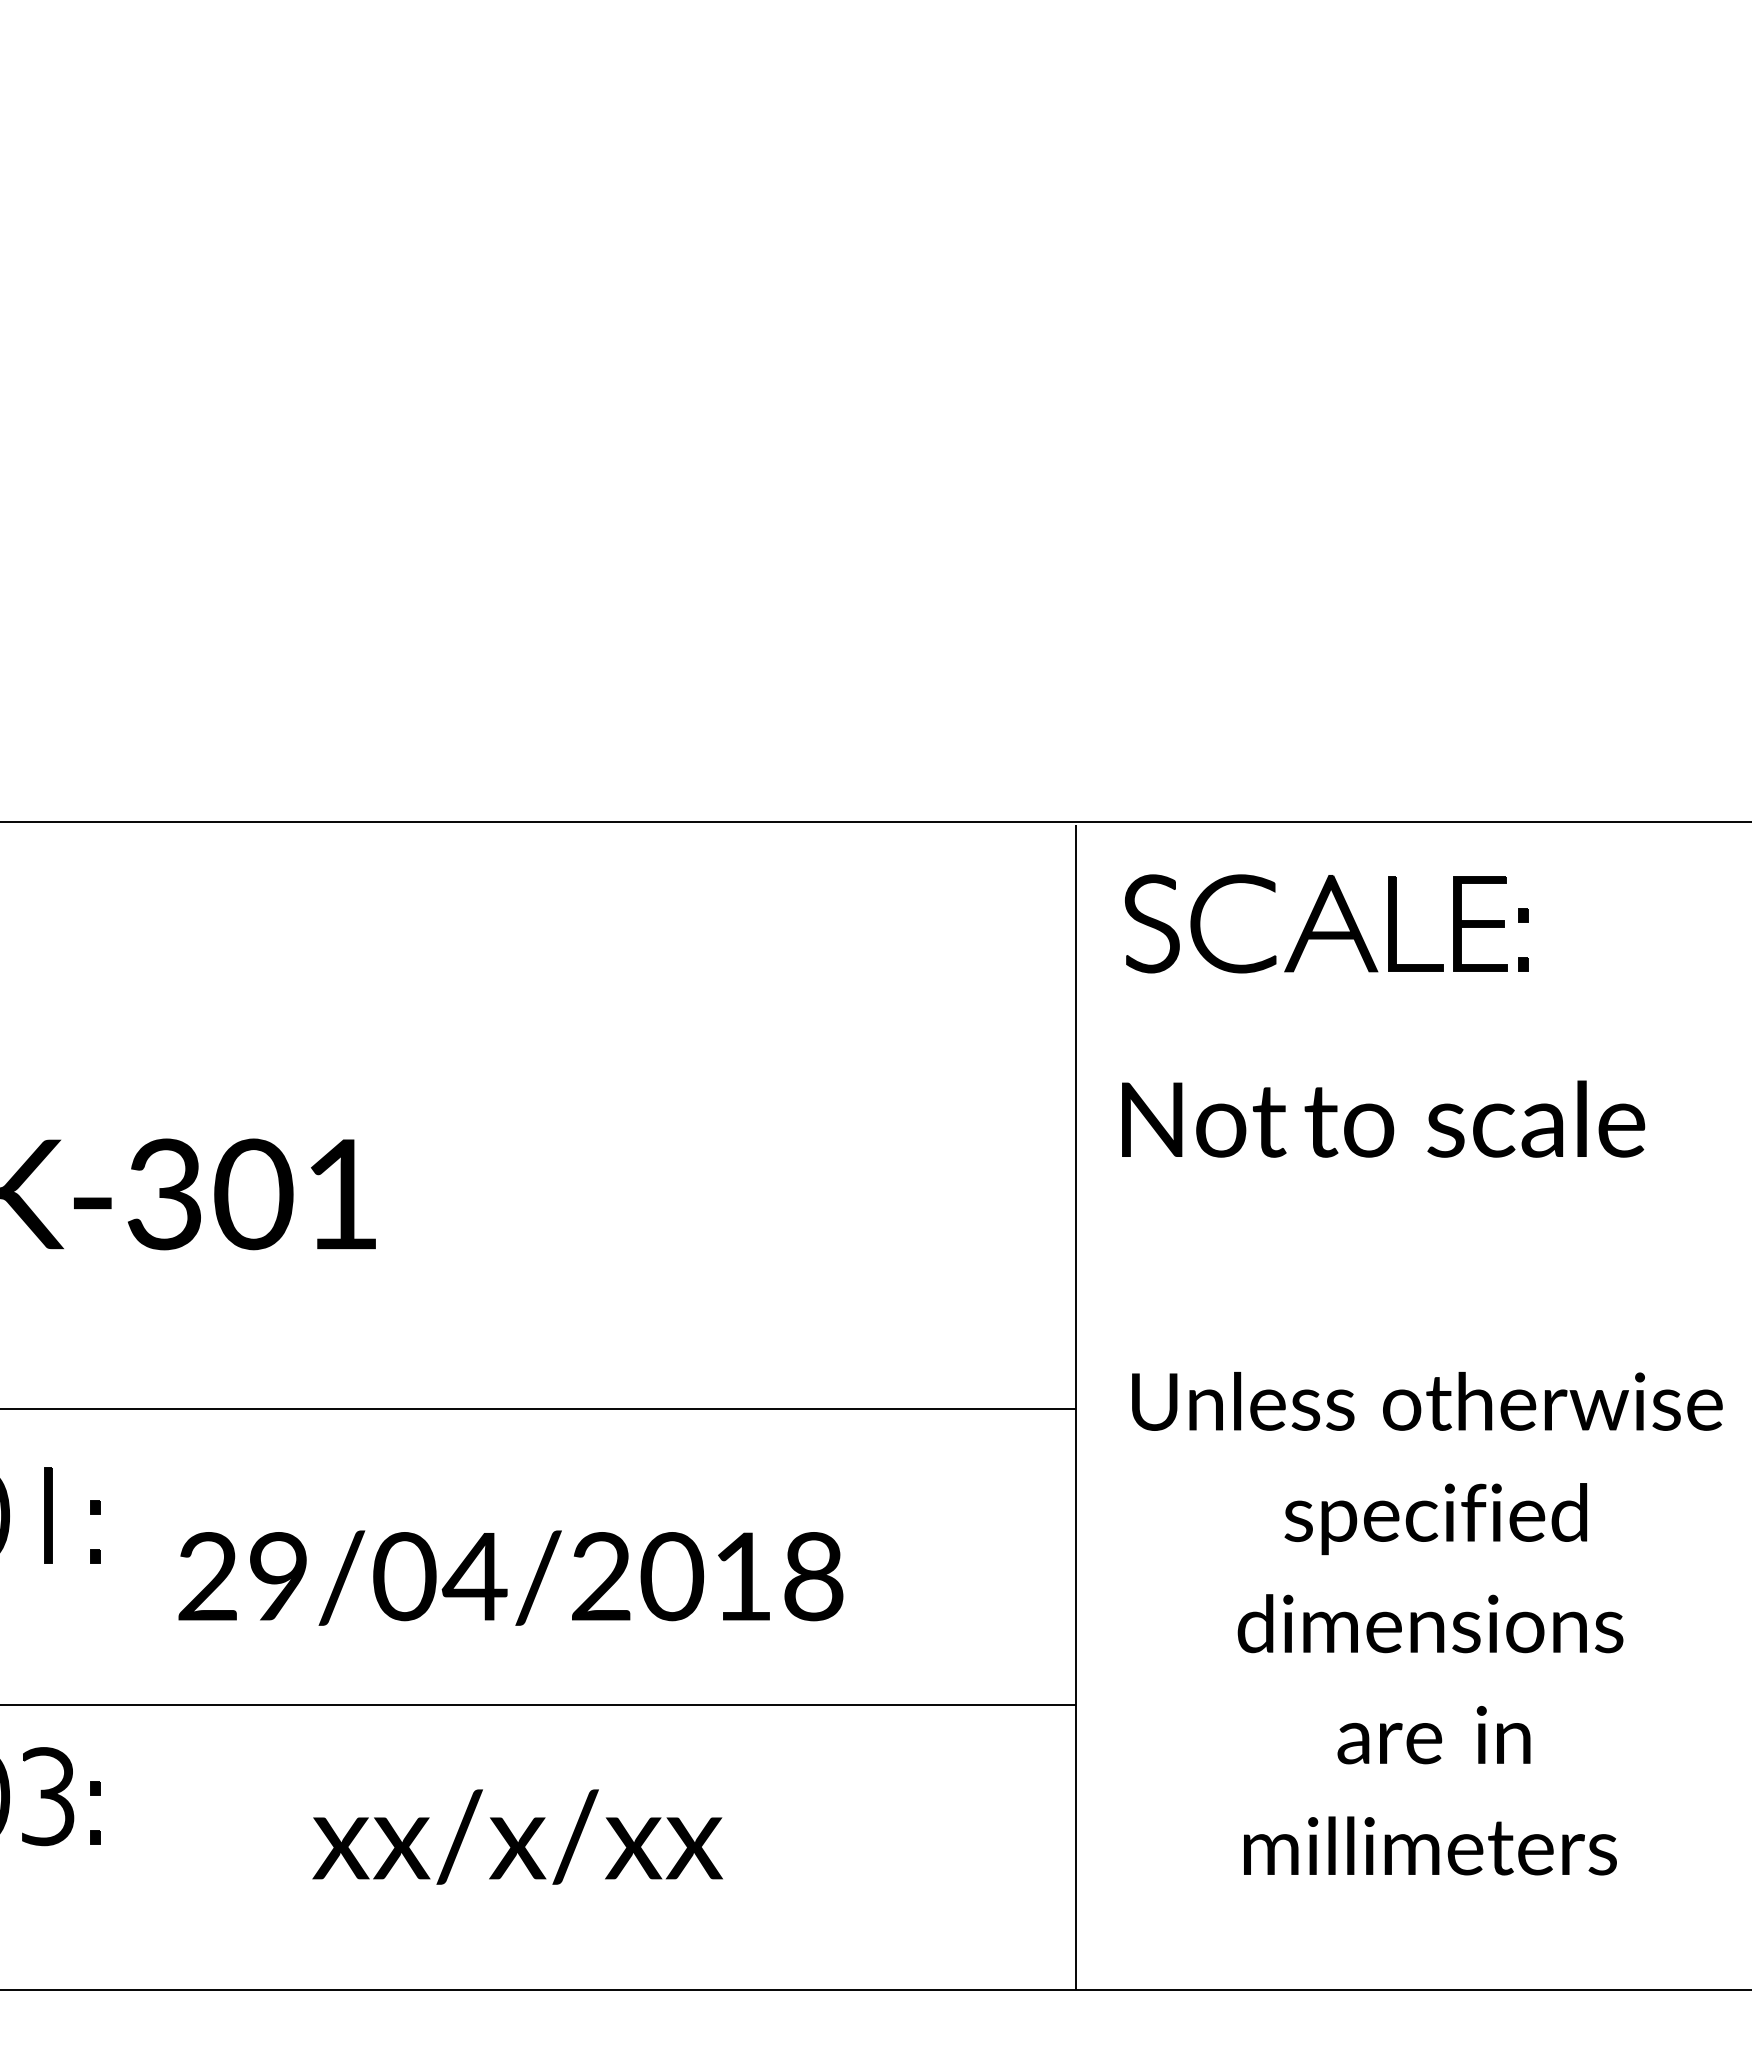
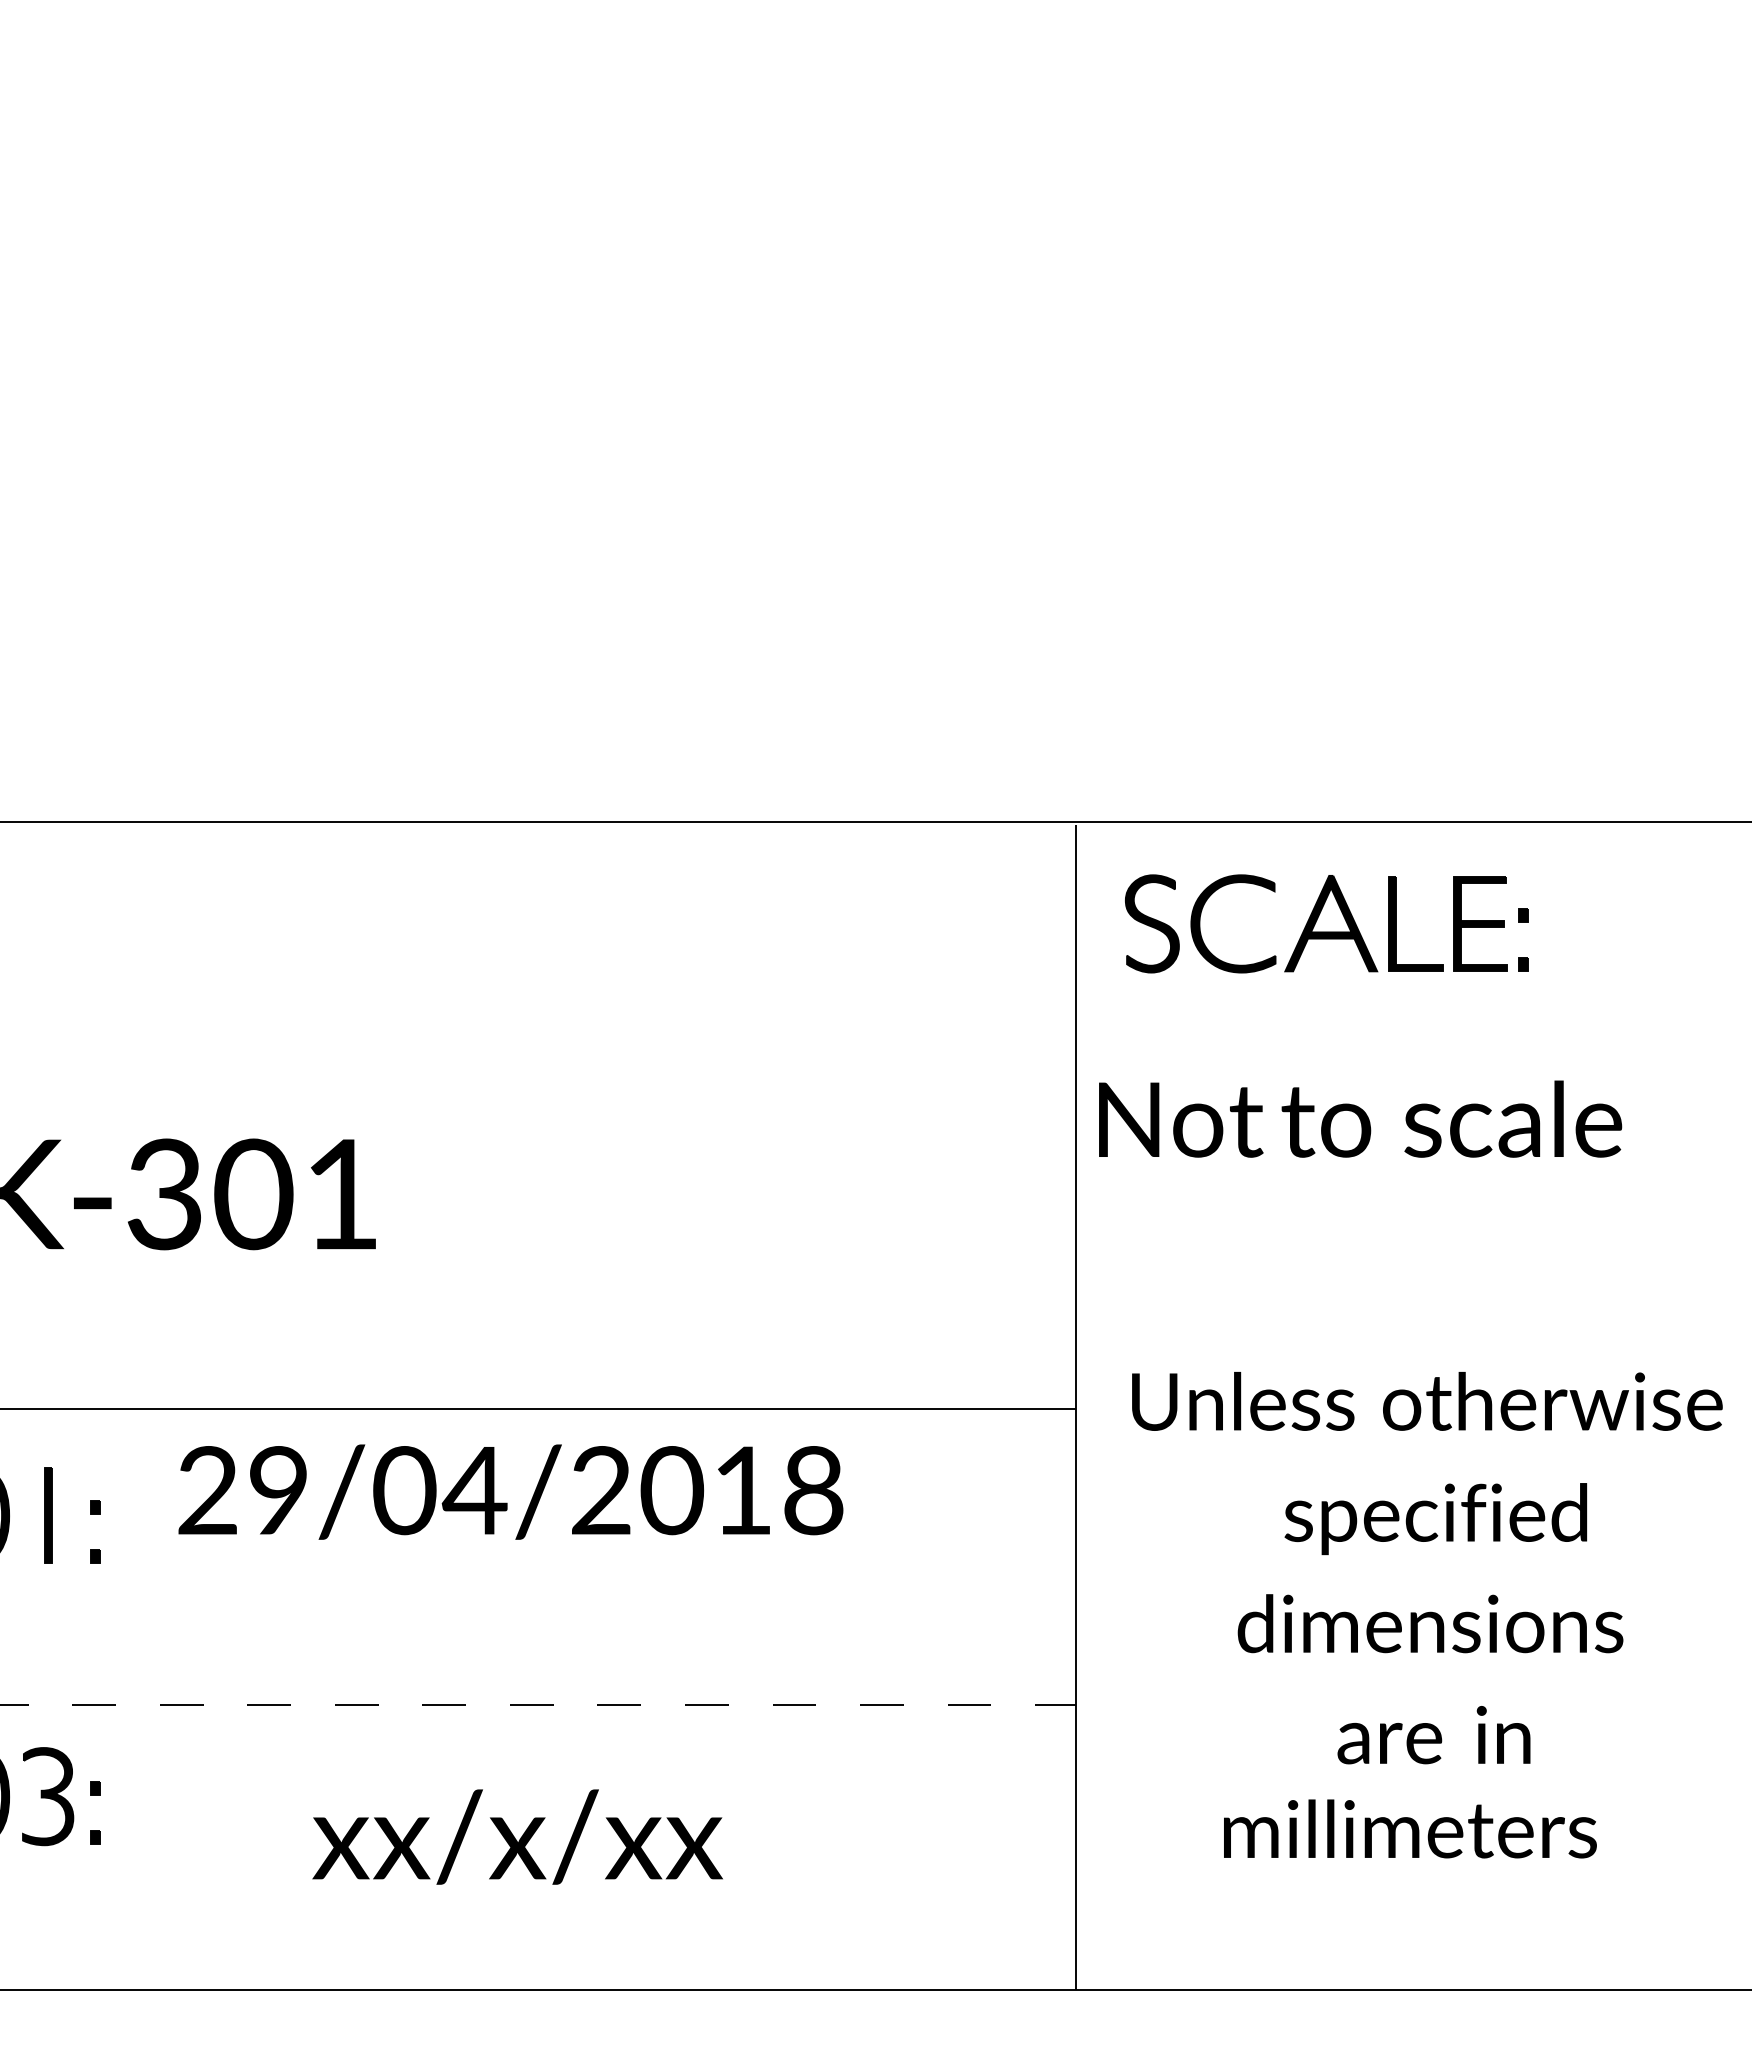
text position: (1383, 1118) -> (1360, 1118) (1360, 1118)
text position: (510, 1577) -> (510, 1491) (510, 1491)
line: solid -> dashed (538, 1705)
text position: (1430, 1845) -> (1410, 1828) (1410, 1828)
